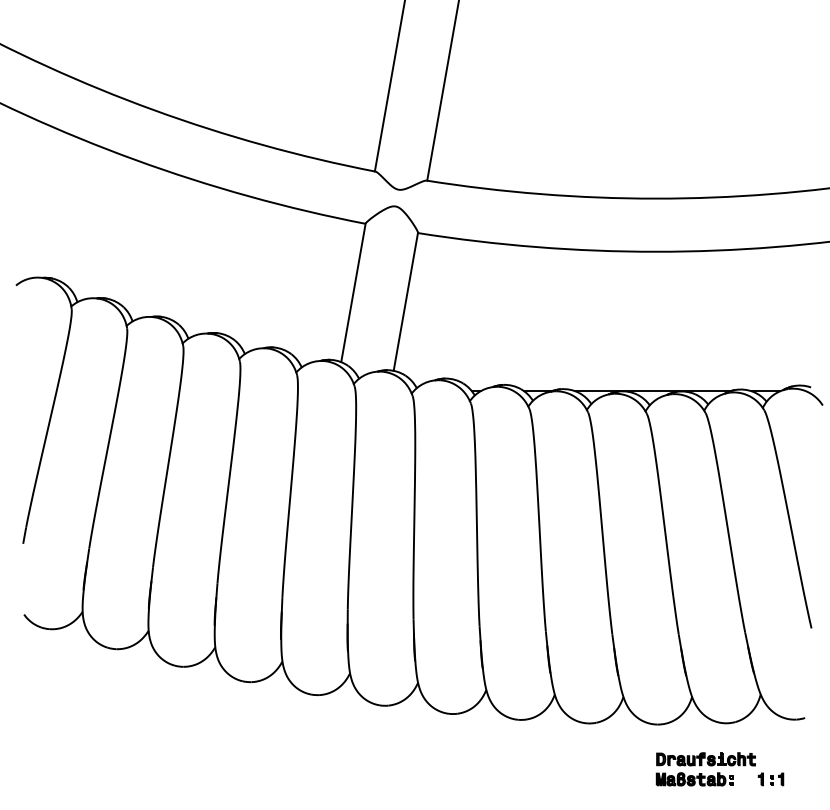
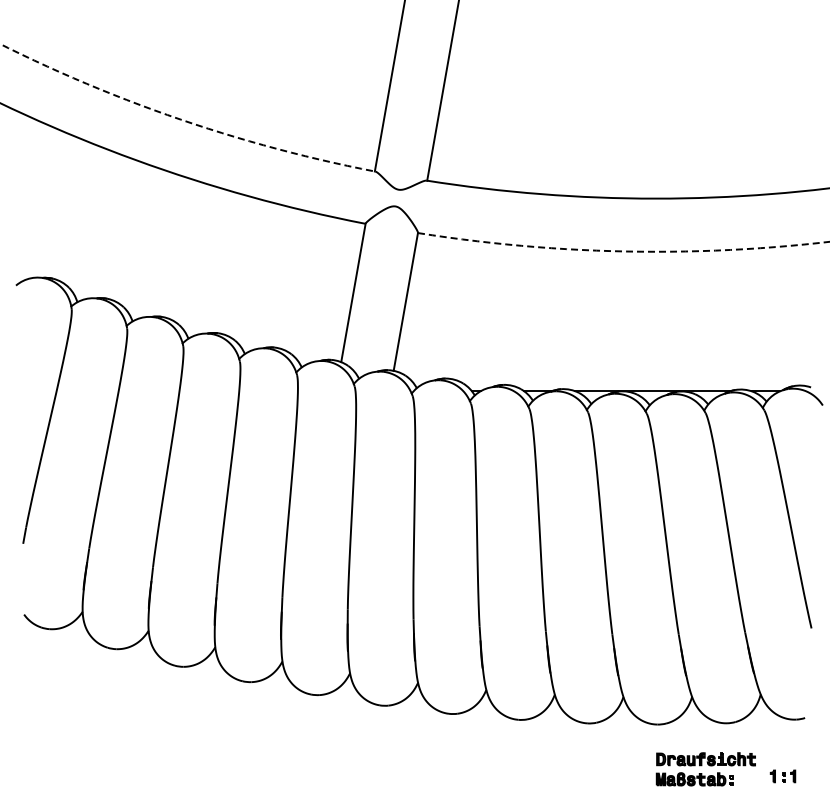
arc: solid -> dashed (183, 120)
arc: solid -> dashed (624, 251)
part position: (770, 779) -> (782, 776) (782, 776)
